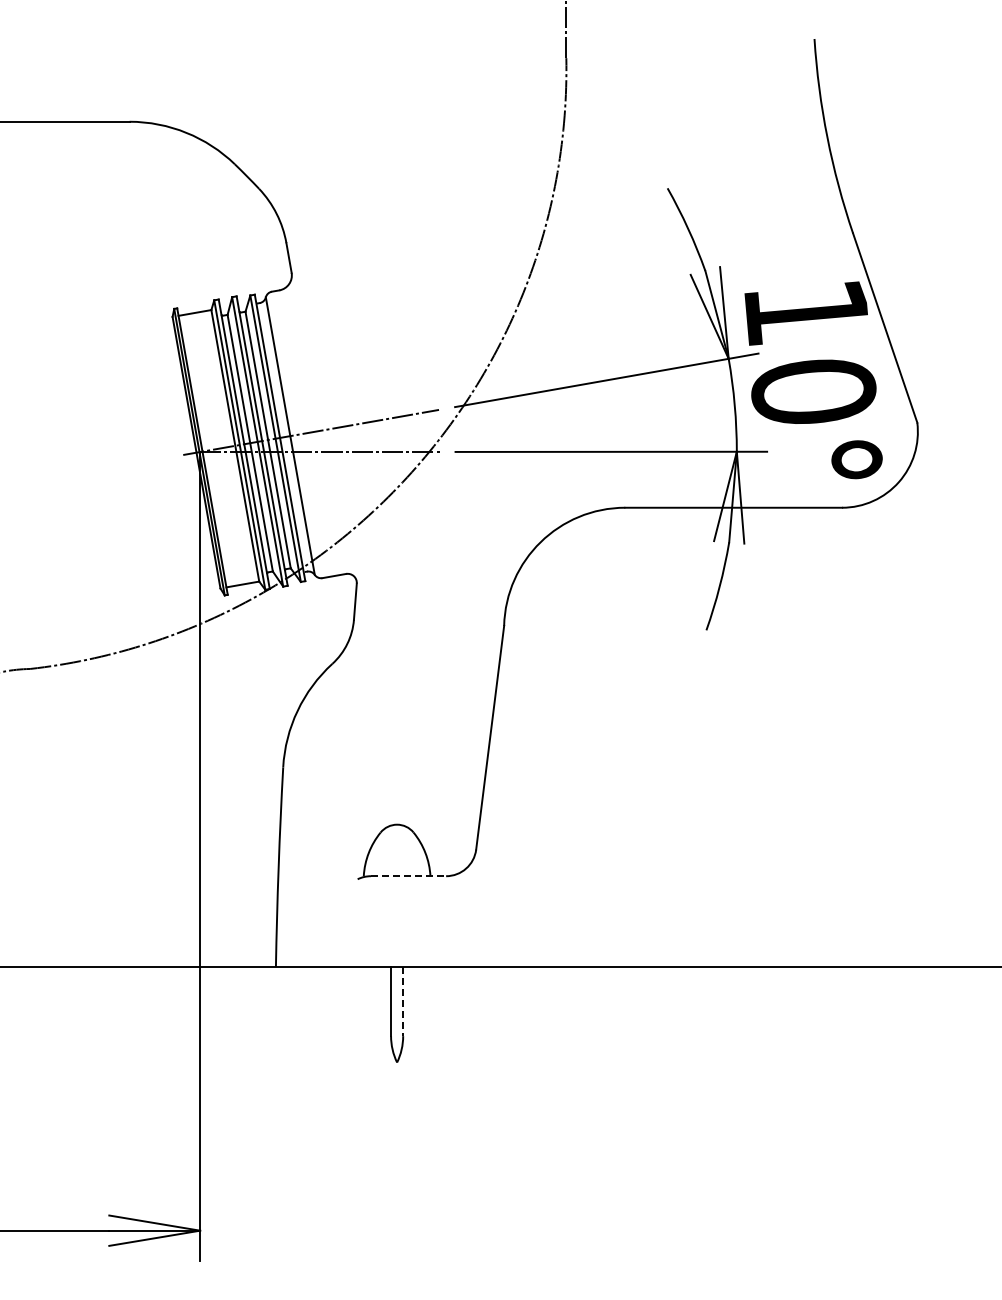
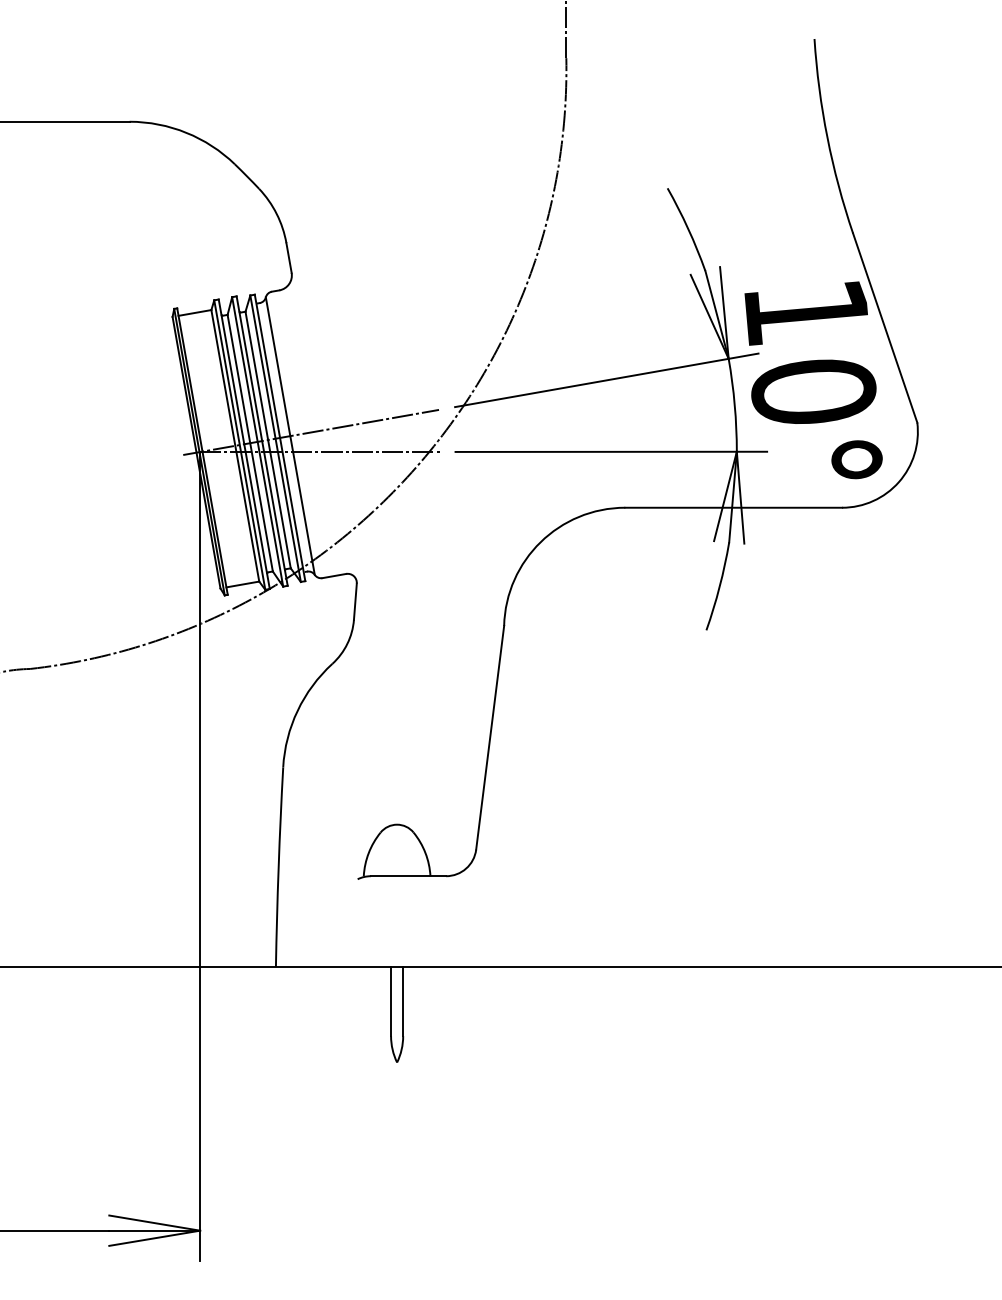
line: dashed -> solid (408, 876)
line: dashed -> solid (403, 1001)
